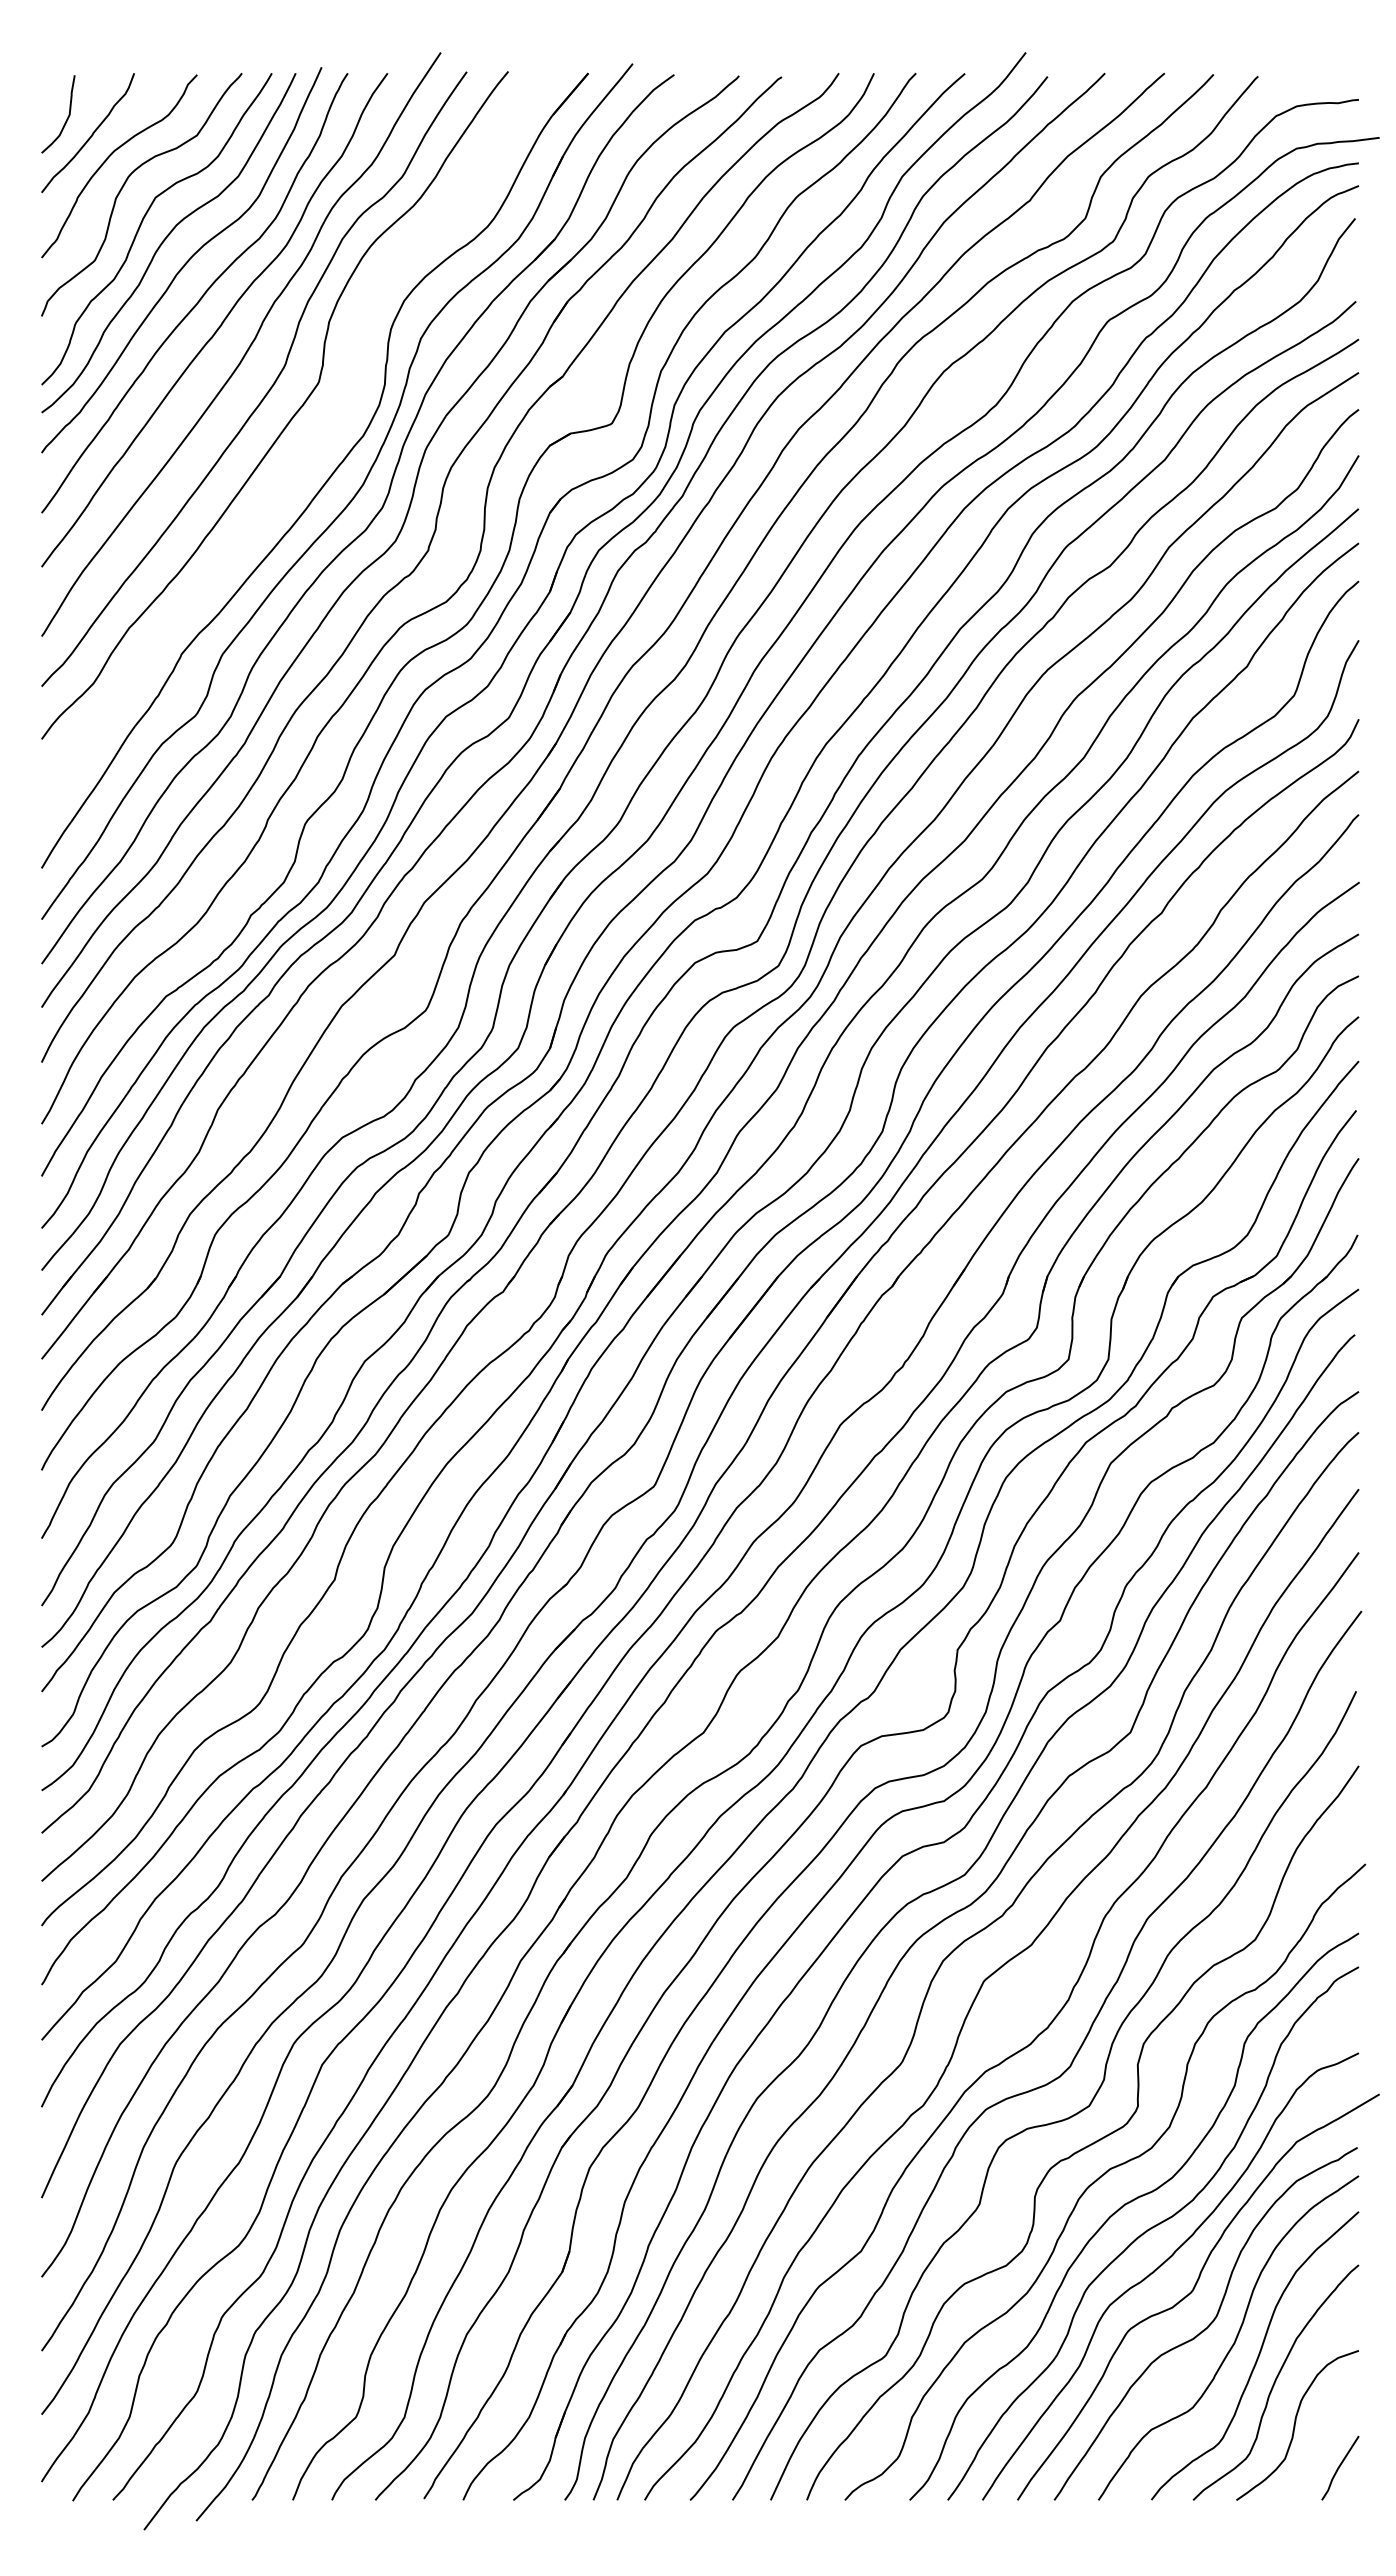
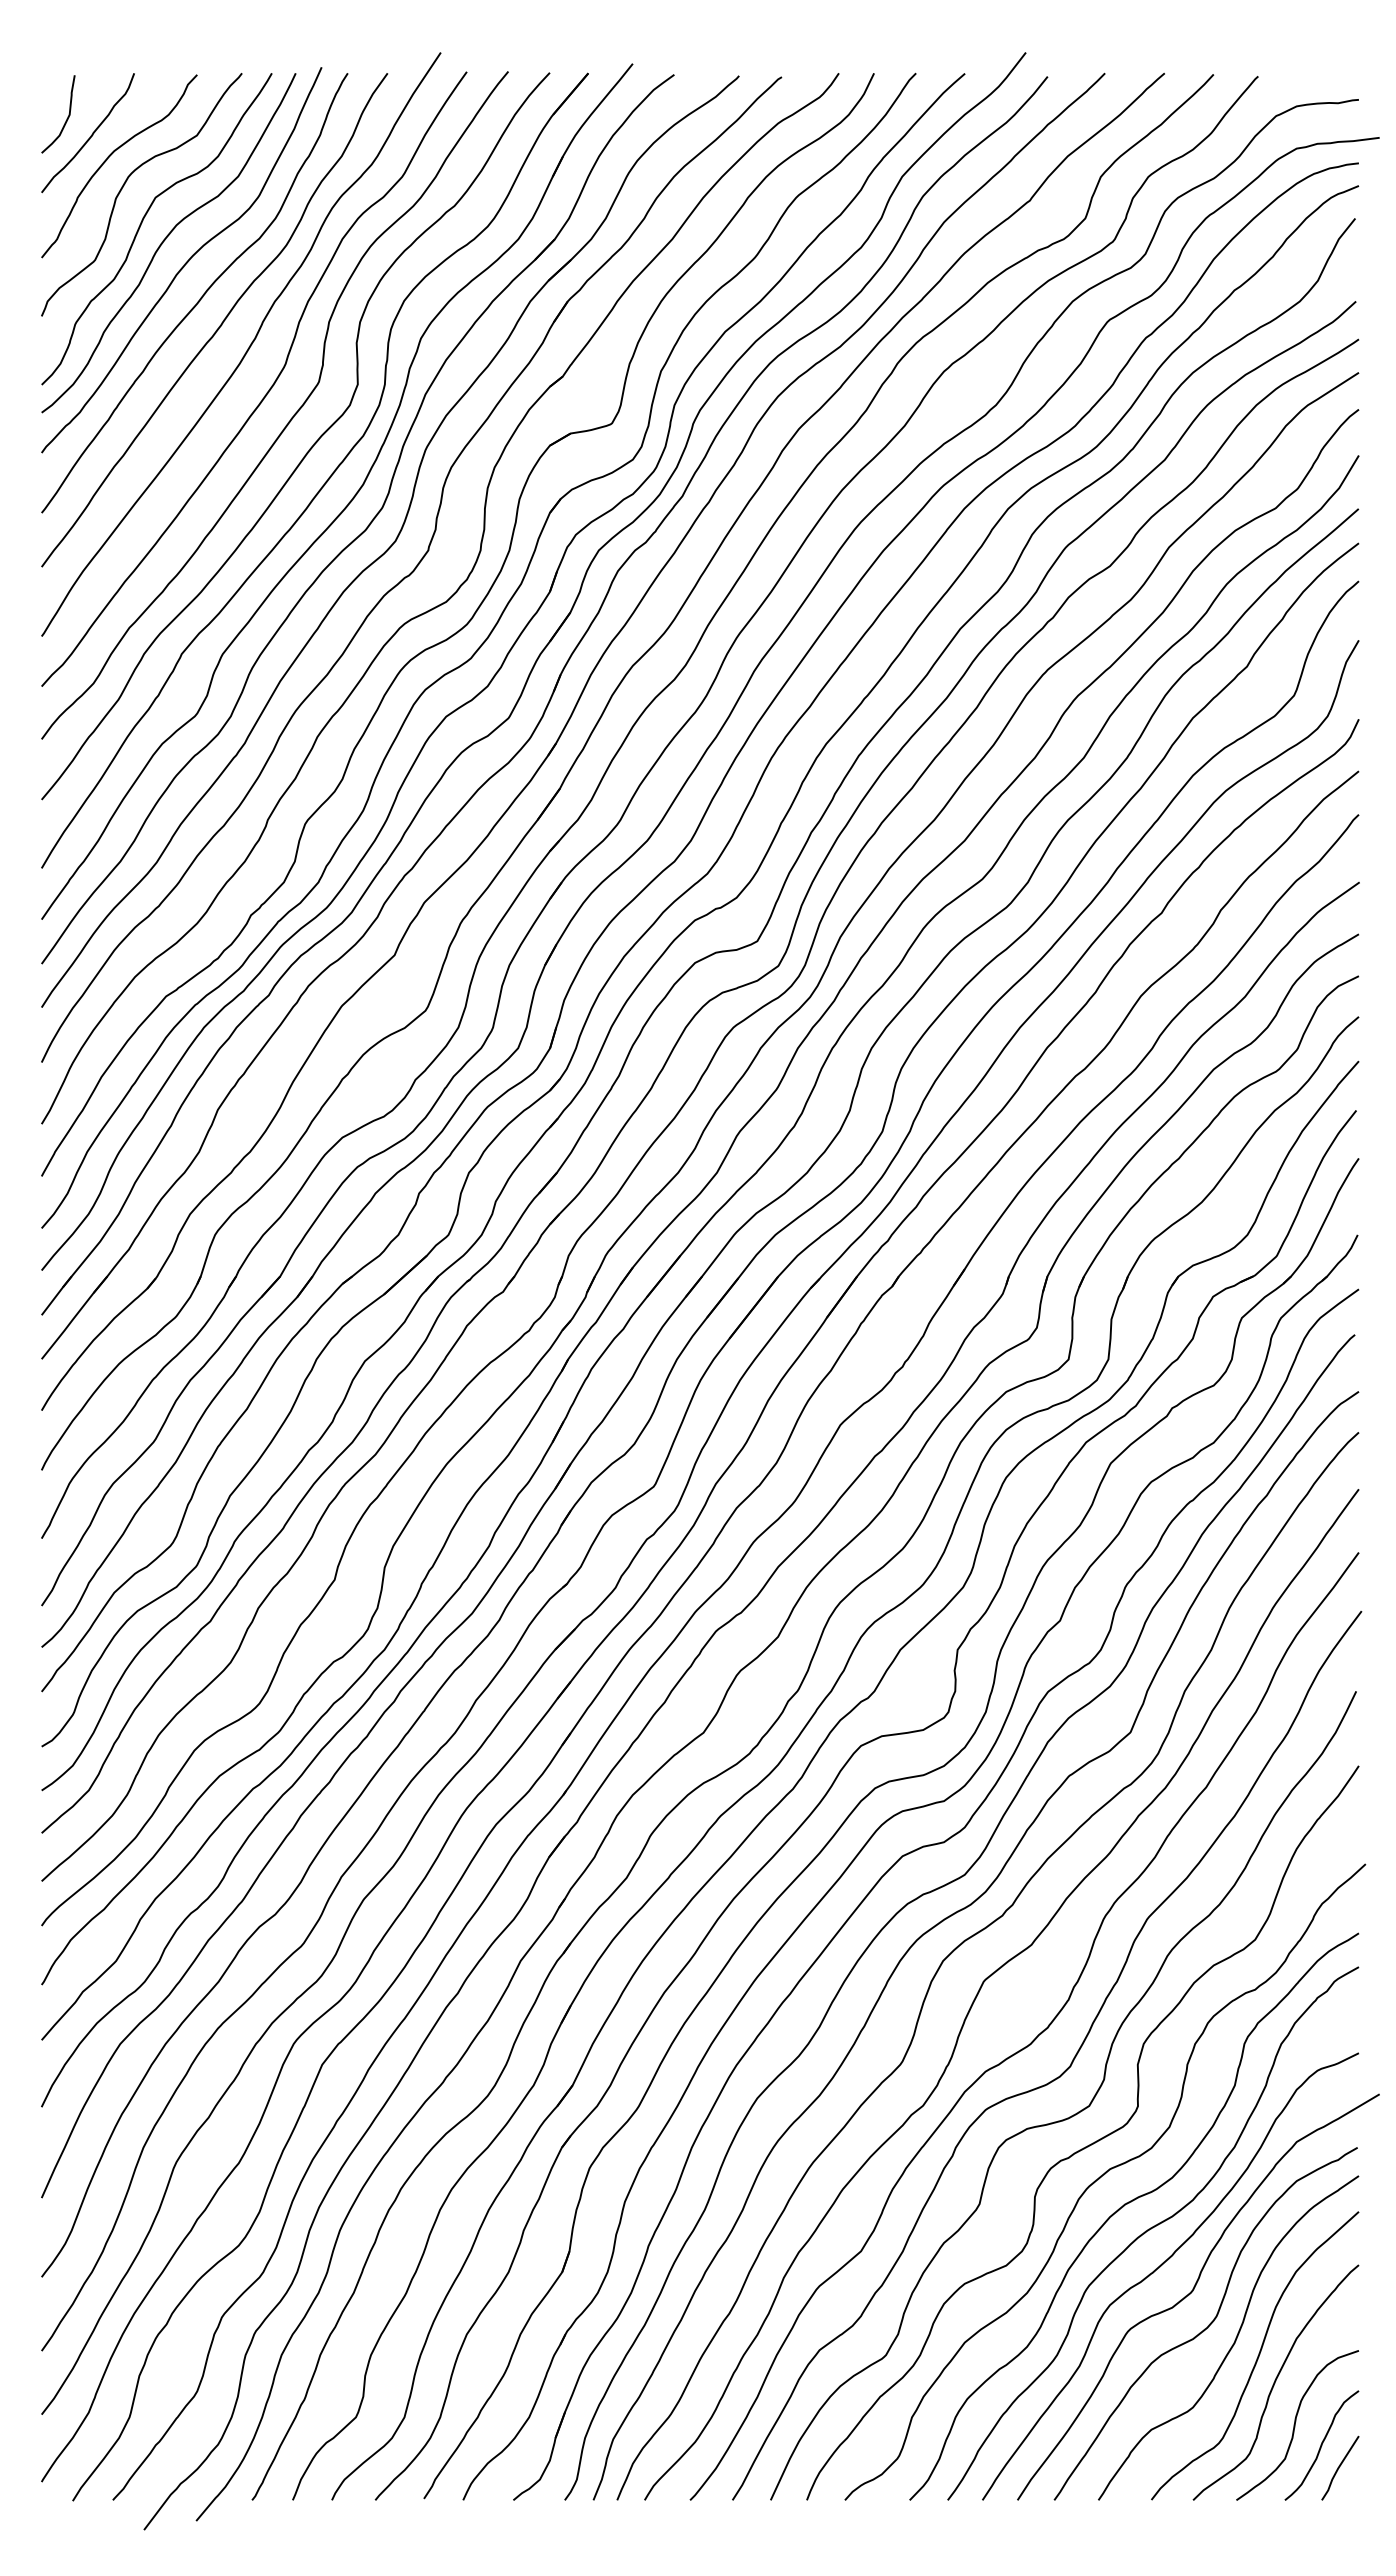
curve: none -> present (309, 448)
curve: none -> present (1321, 2445)
